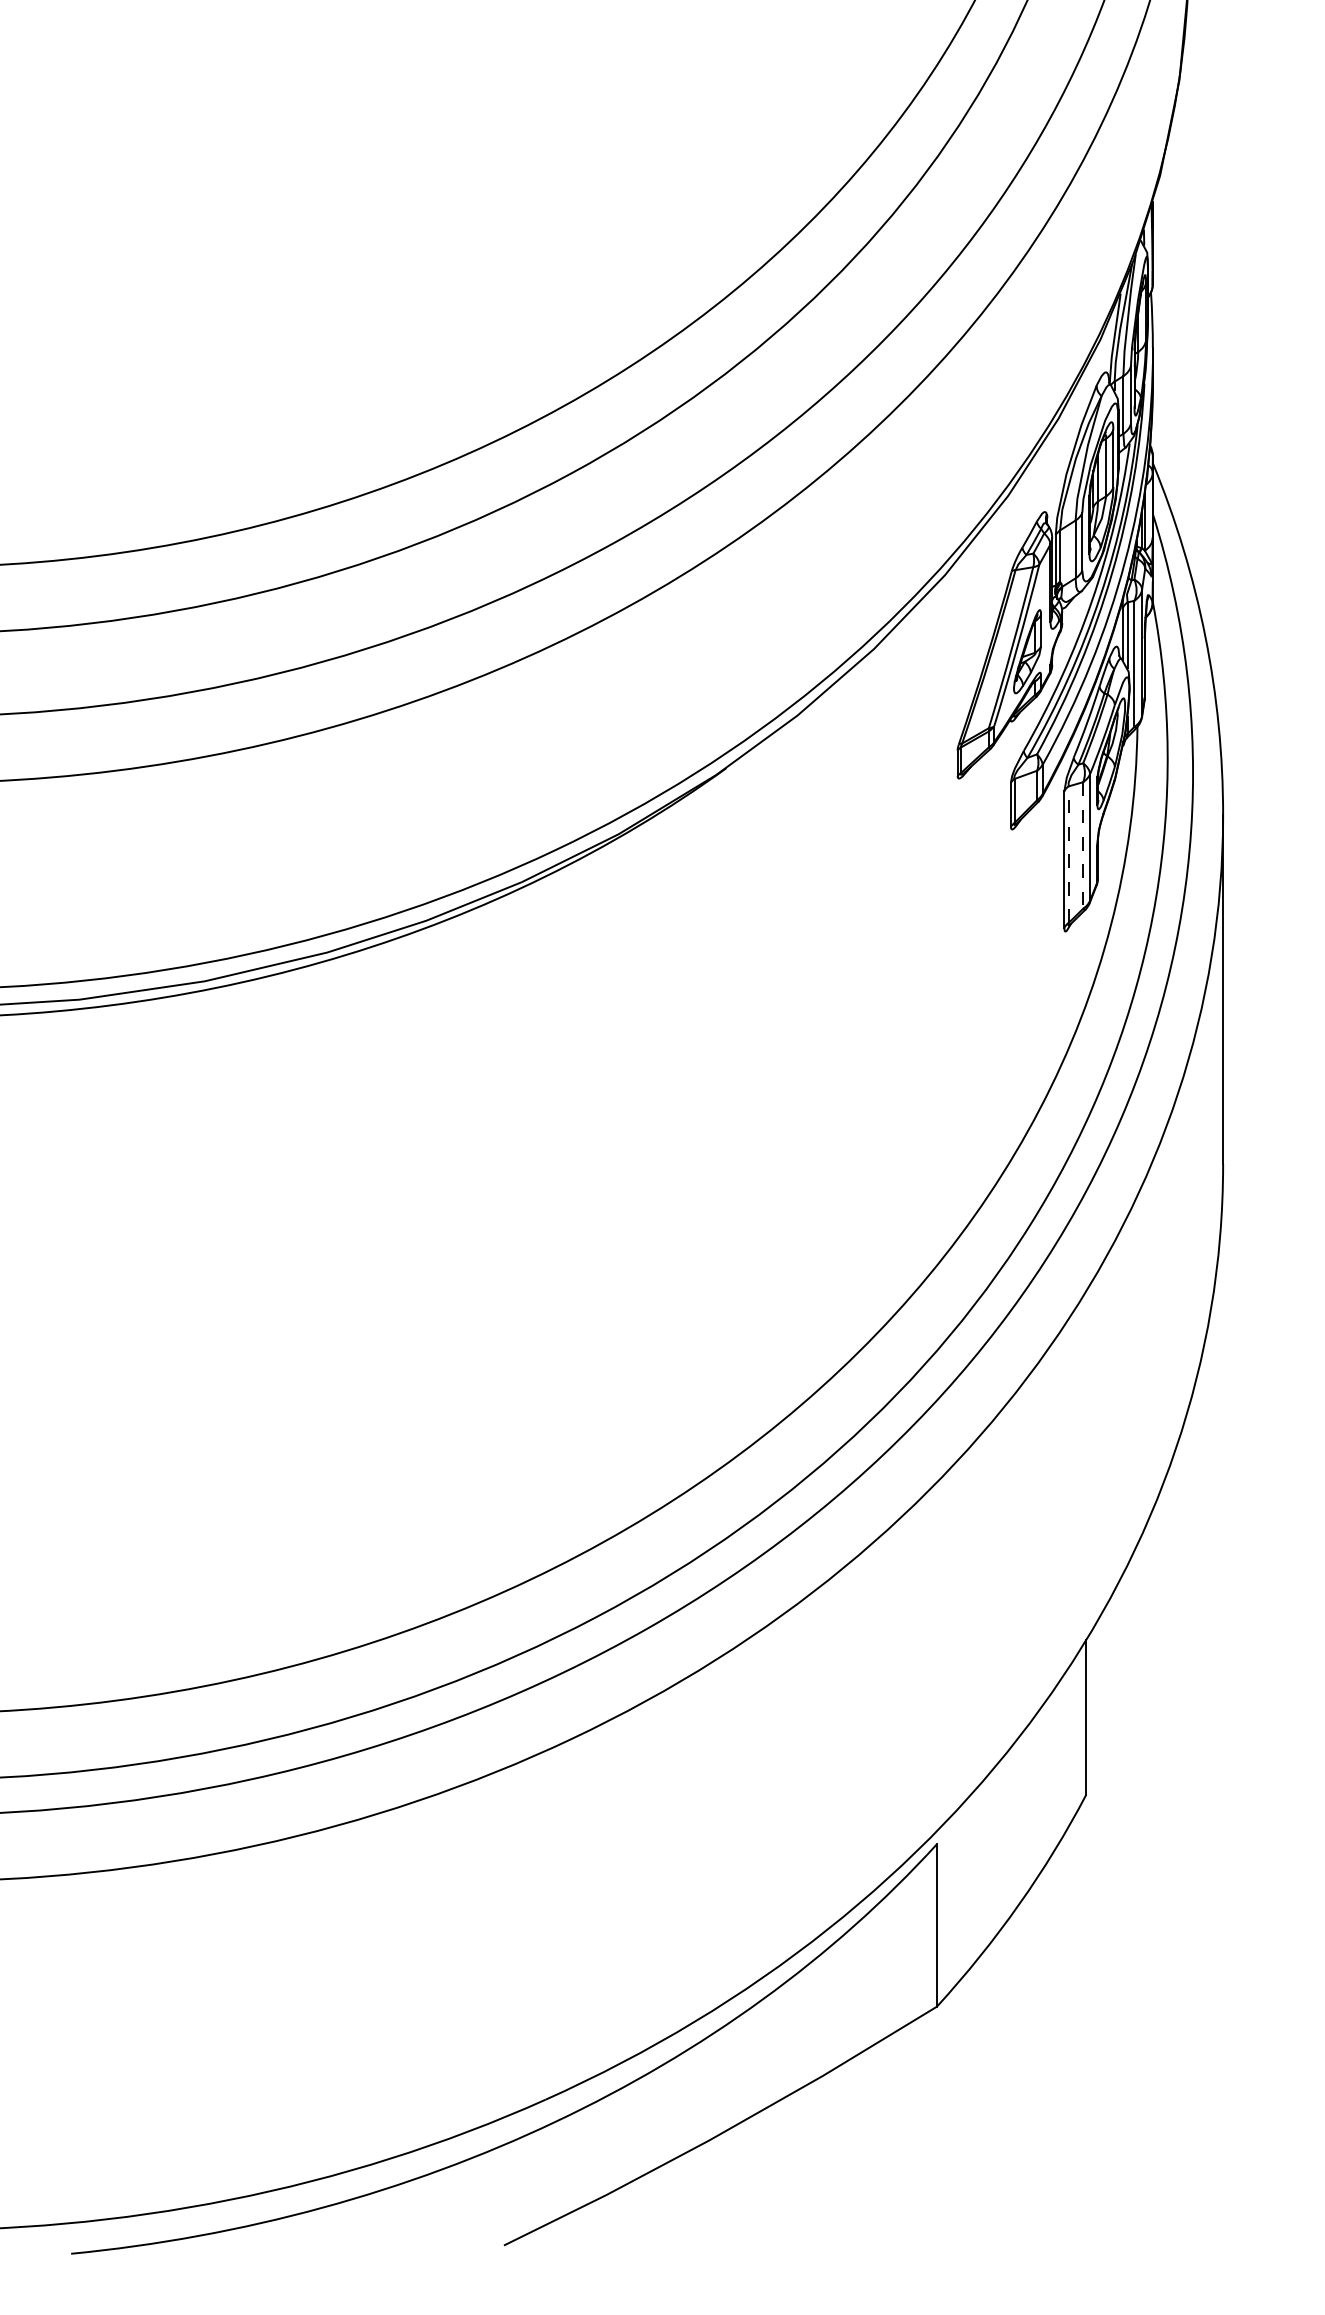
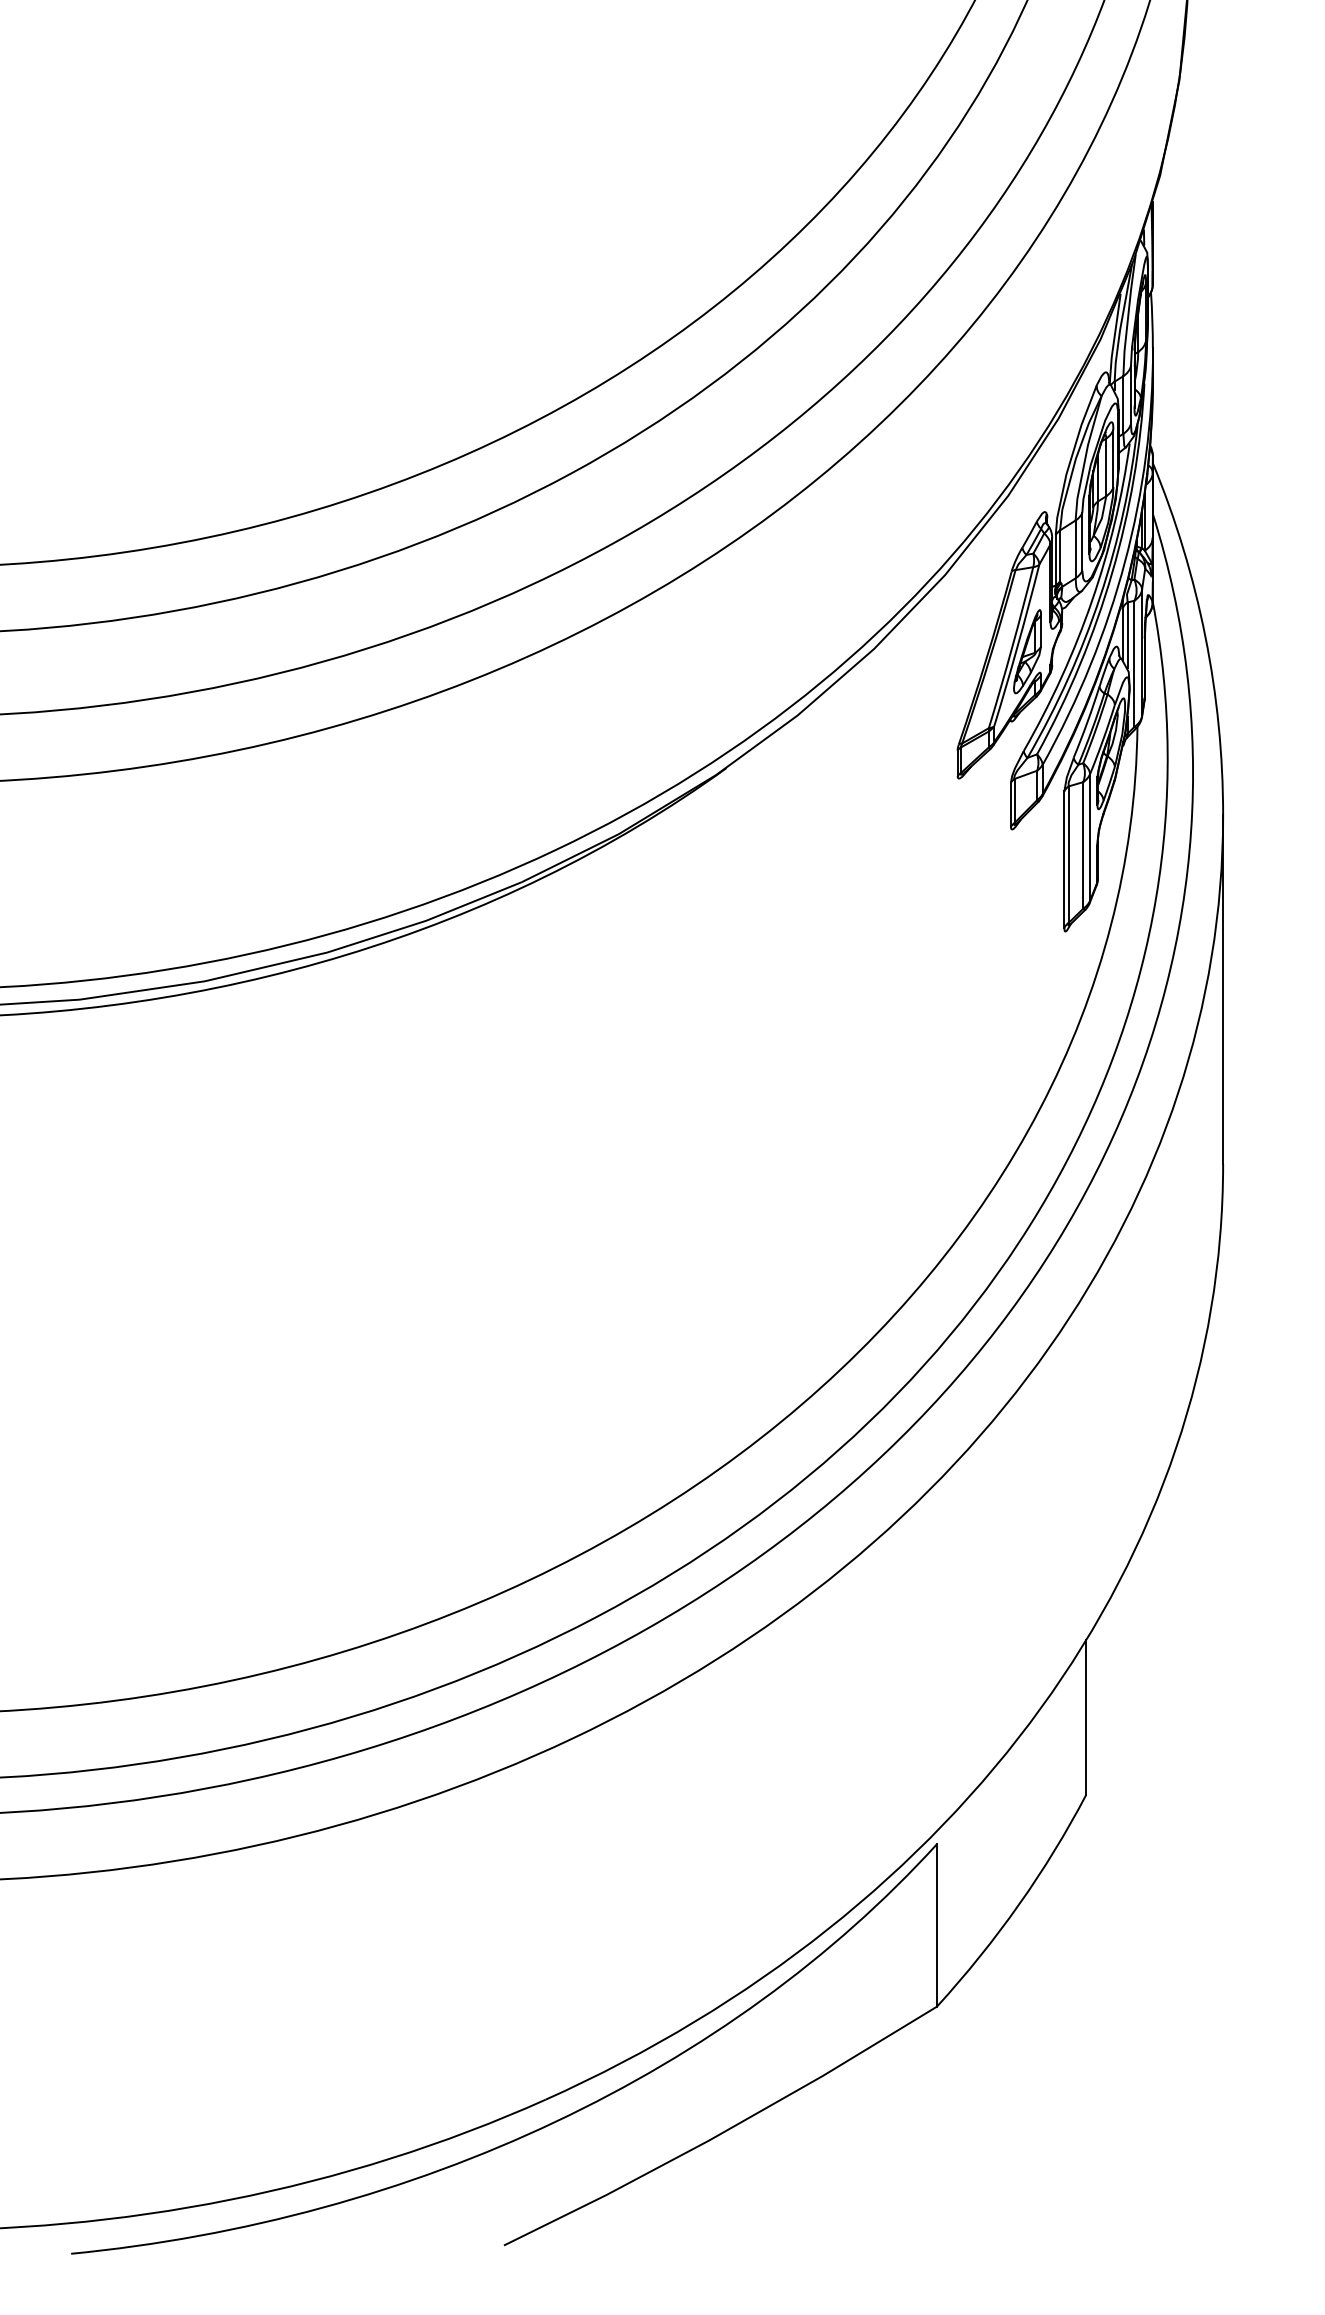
line: dashed -> solid (1083, 845)
line: dashed -> solid (1068, 854)
